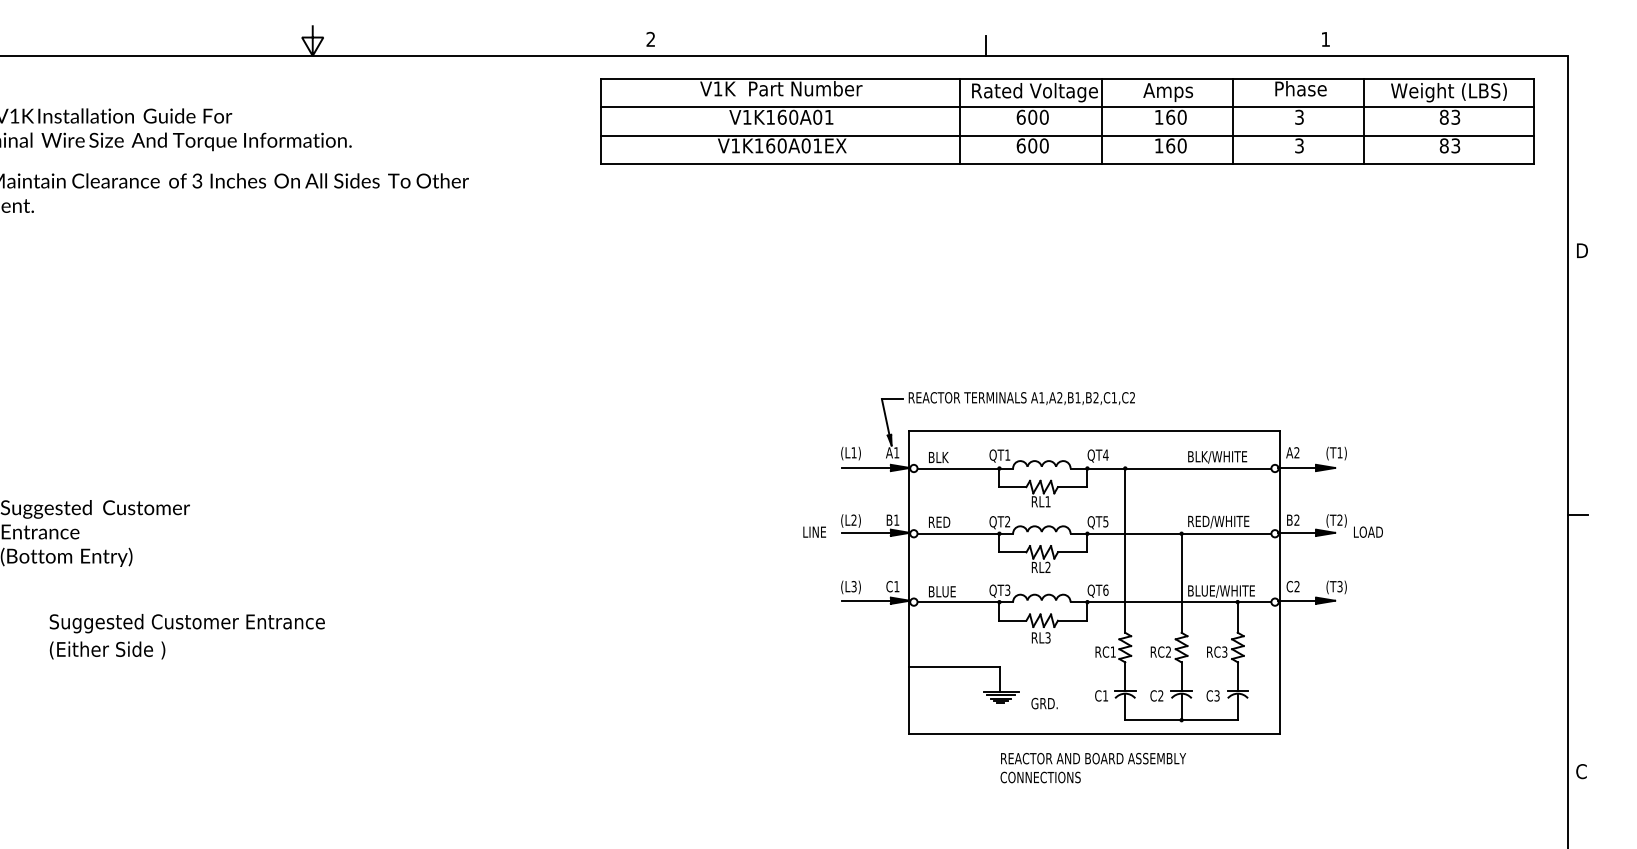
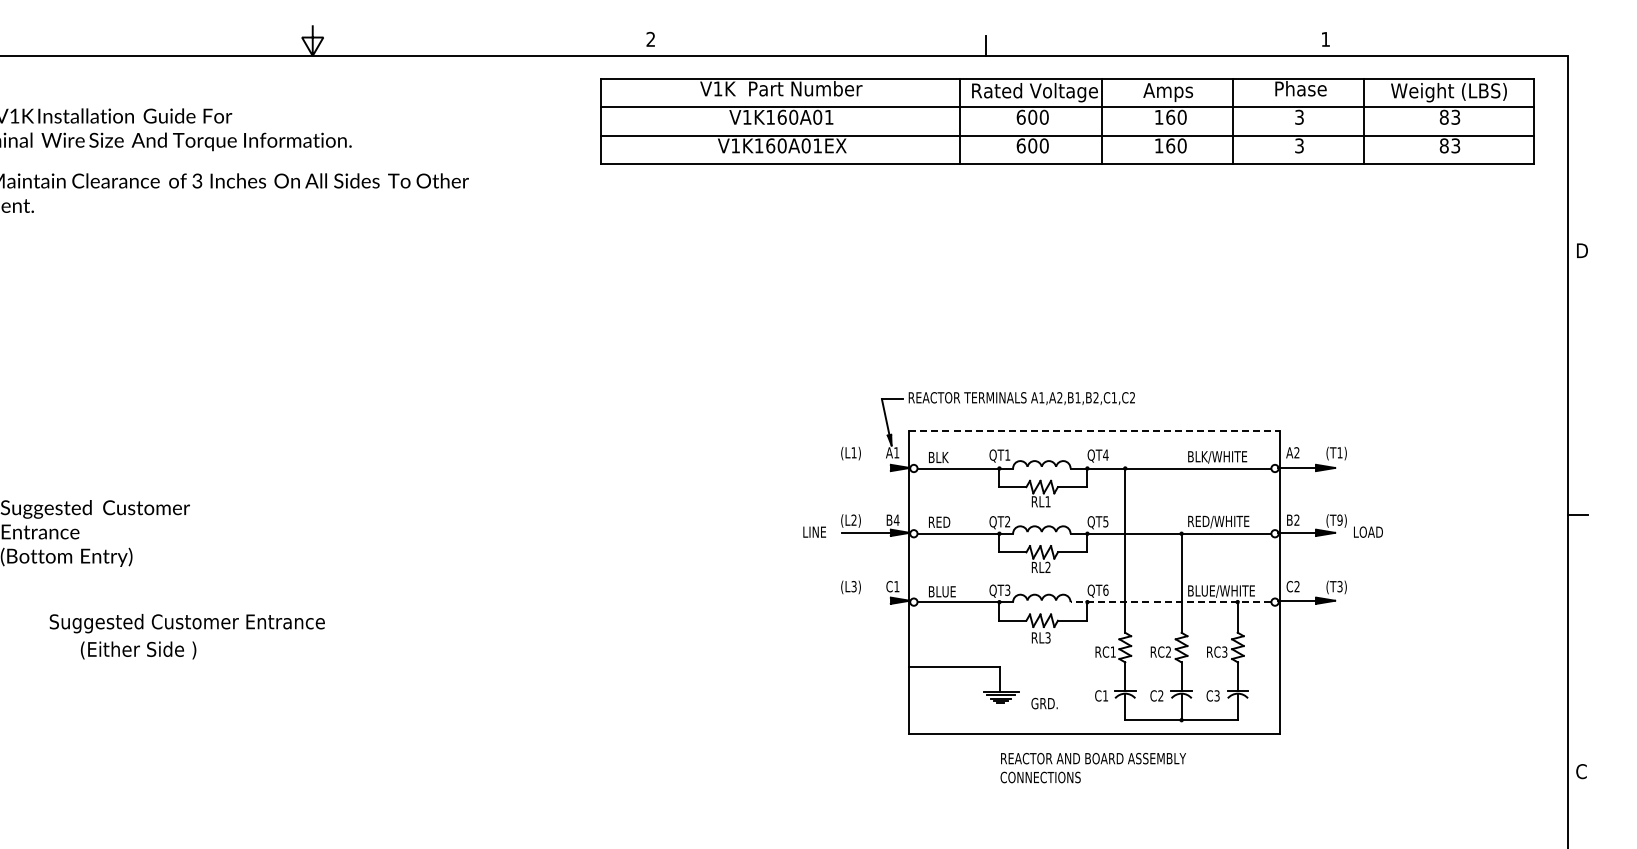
line: solid -> dashed (1094, 431)
line: present -> none (866, 467)
text: B1 -> B4 (896, 519)
text: (T2) -> (T9) (1339, 519)
line: present -> none (866, 600)
line: solid -> dashed (1170, 602)
text position: (107, 650) -> (138, 650) (138, 650)
